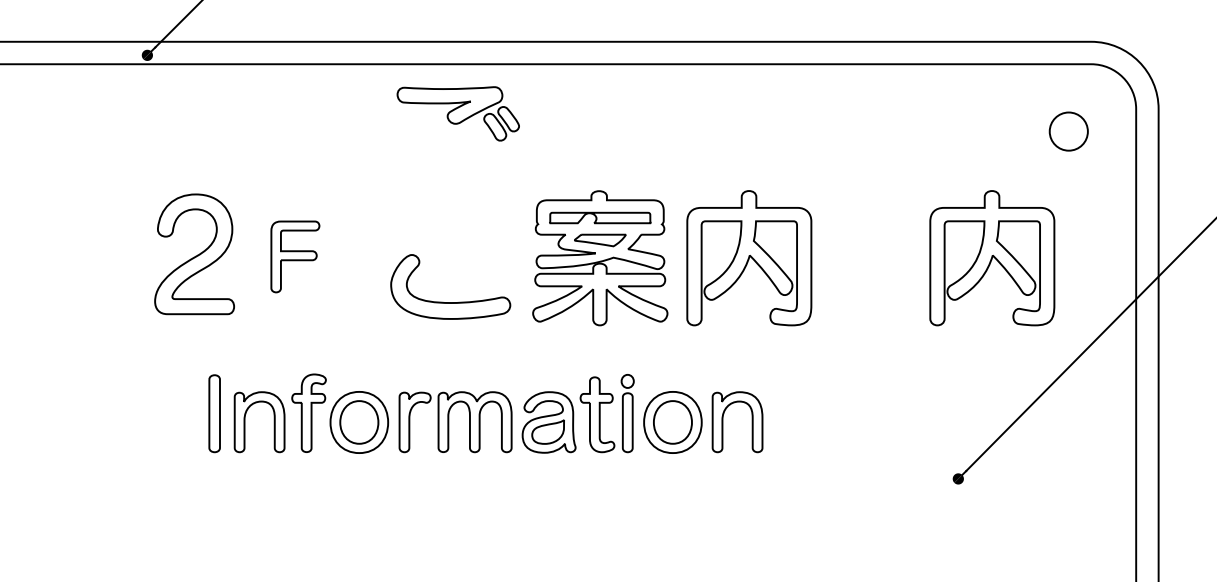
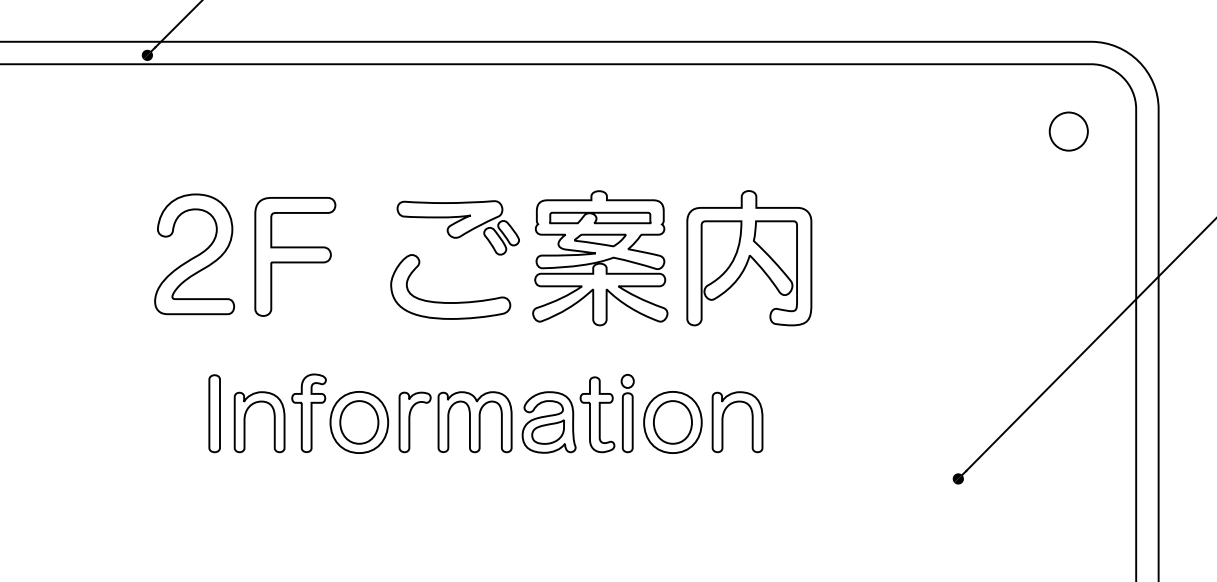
part position: (457, 113) -> (457, 227) (457, 227)
part size: 51x74 px -> 83x120 px (295, 256)
part: present -> none (992, 258)
